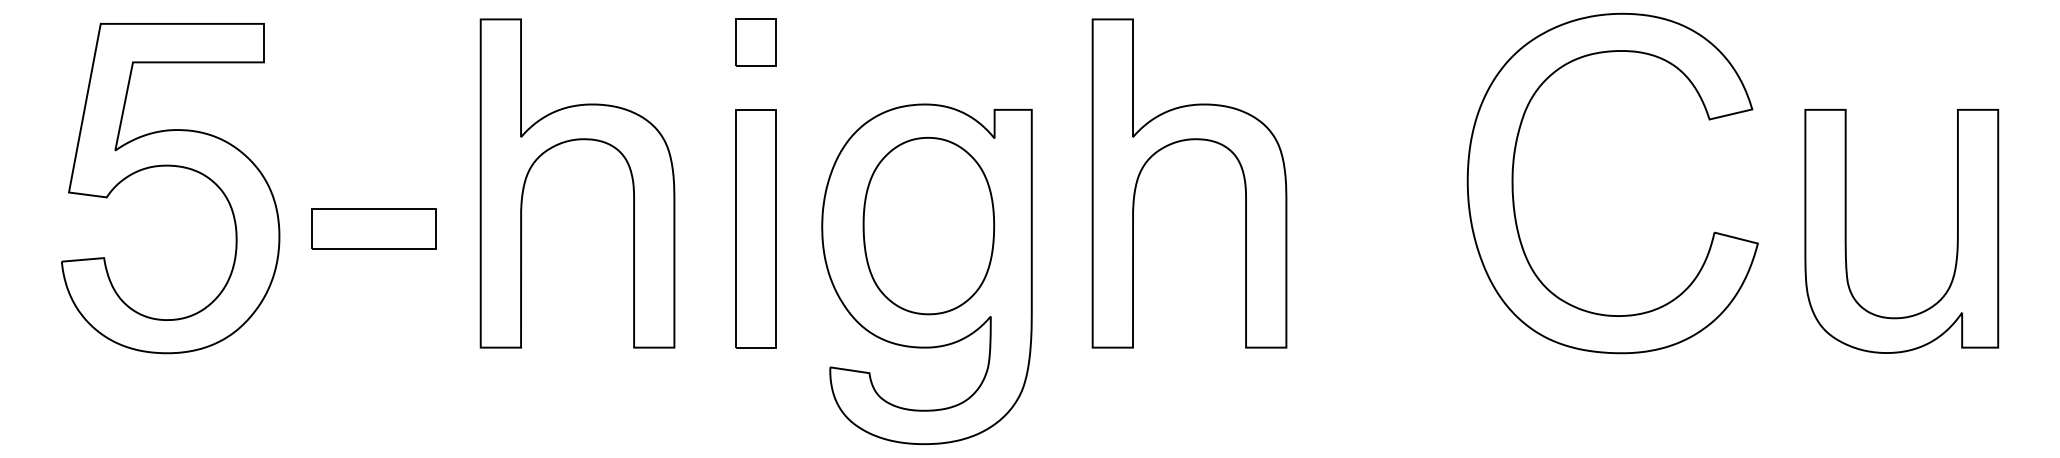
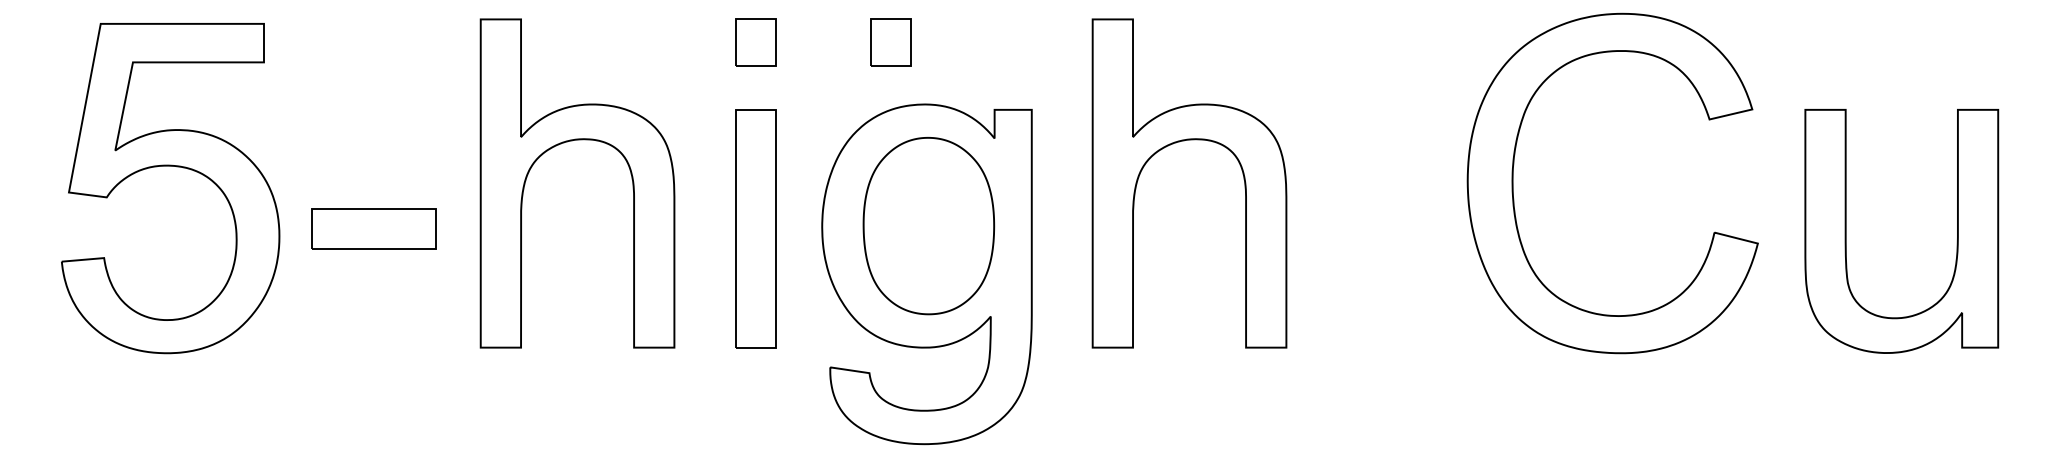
part: none -> present (890, 42)
